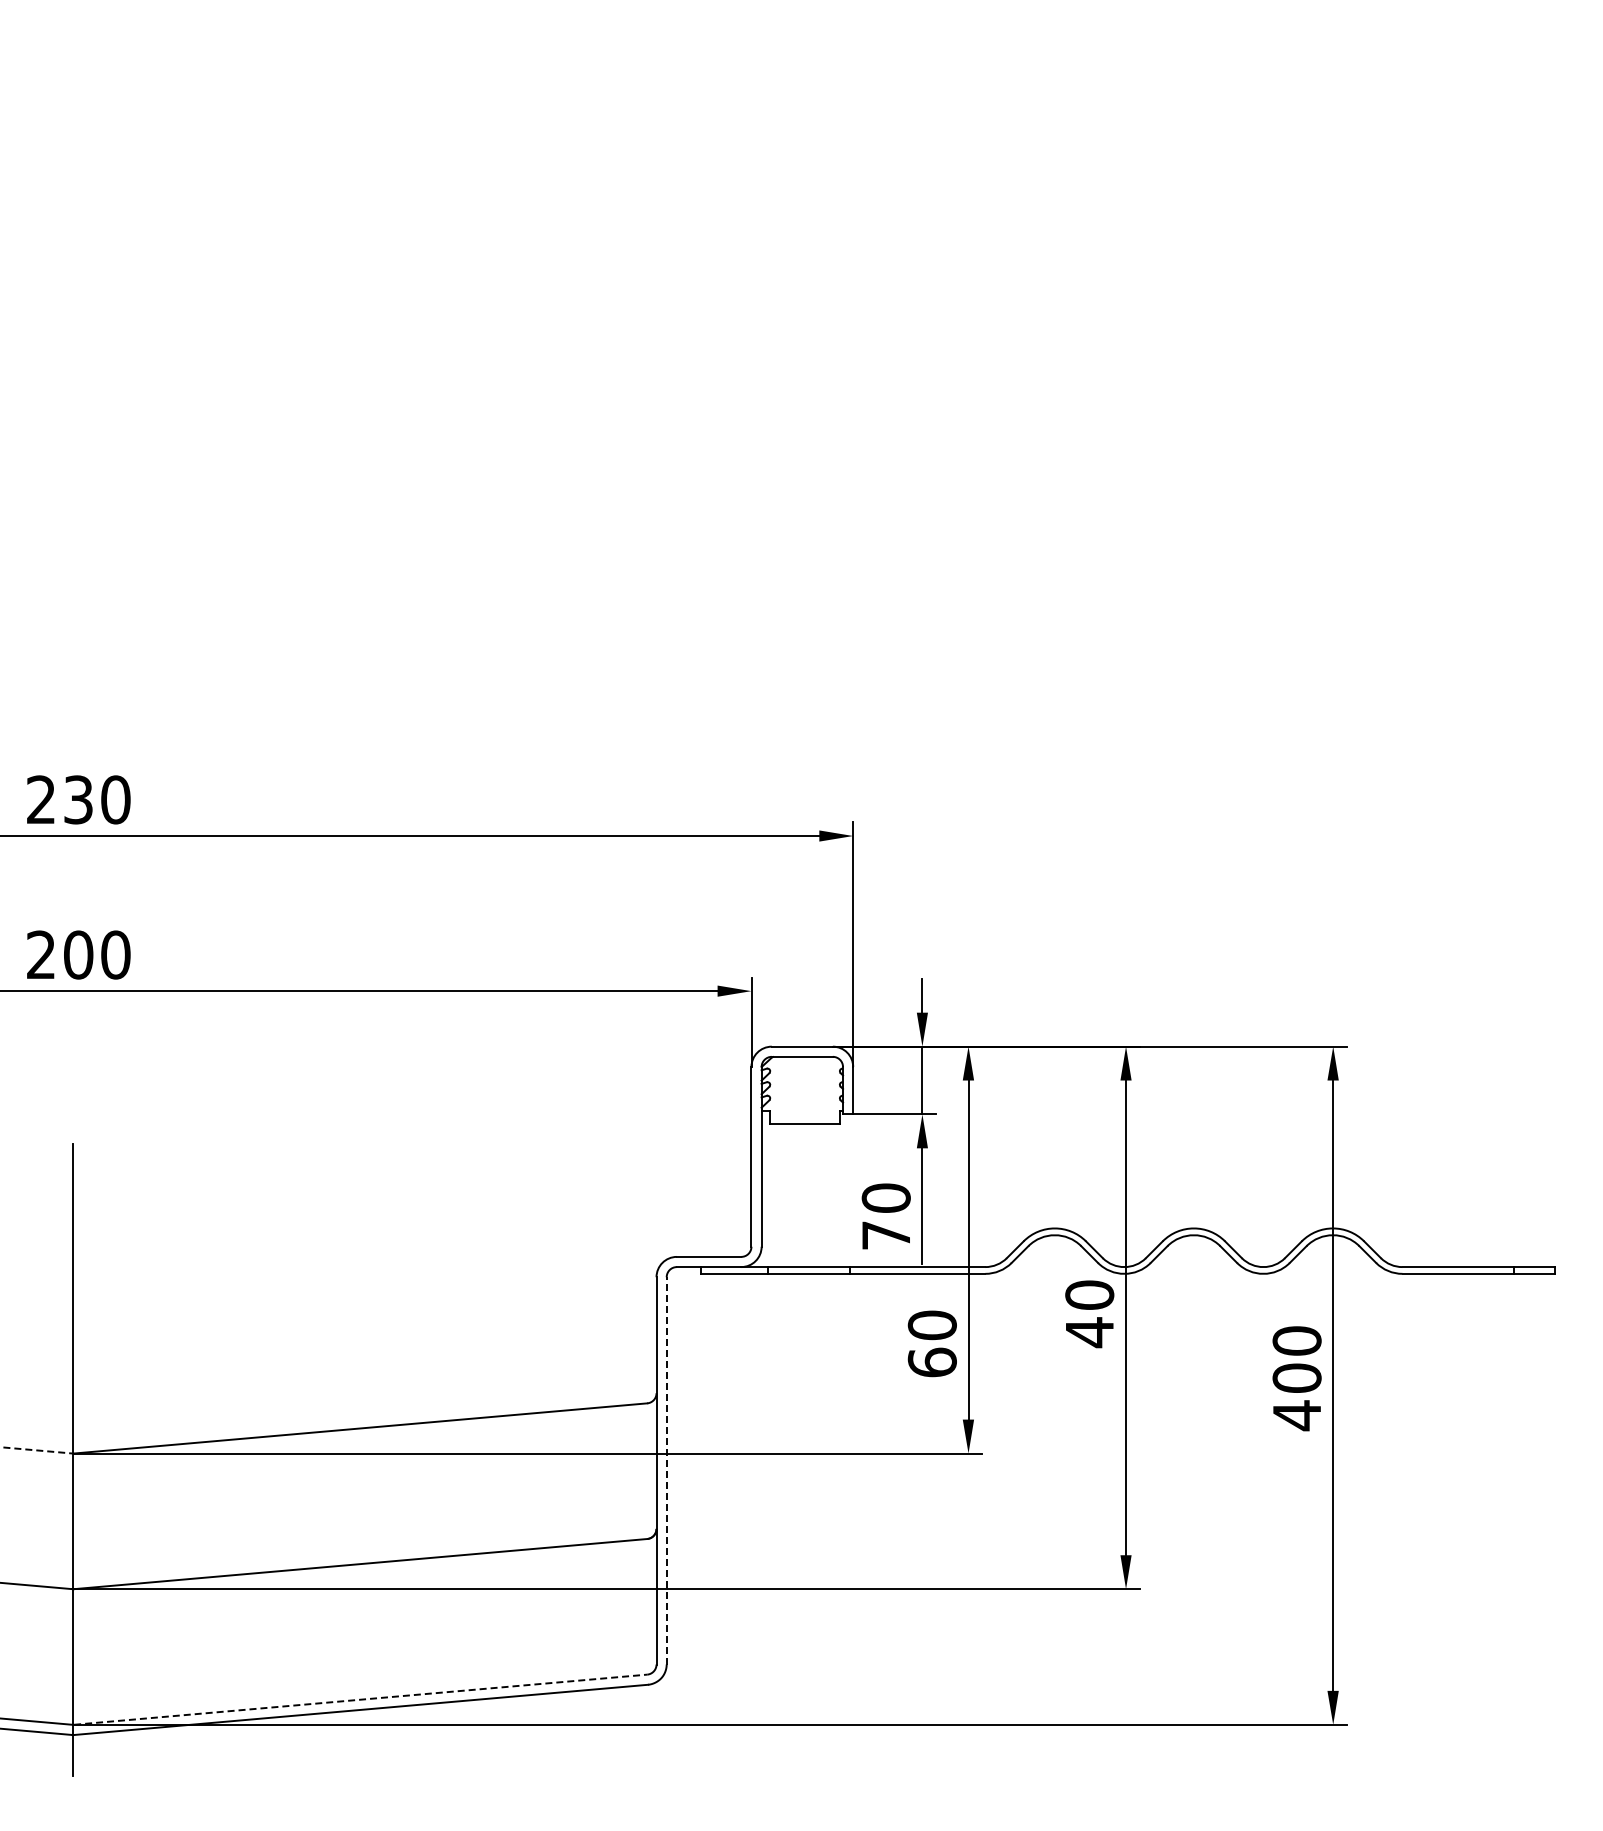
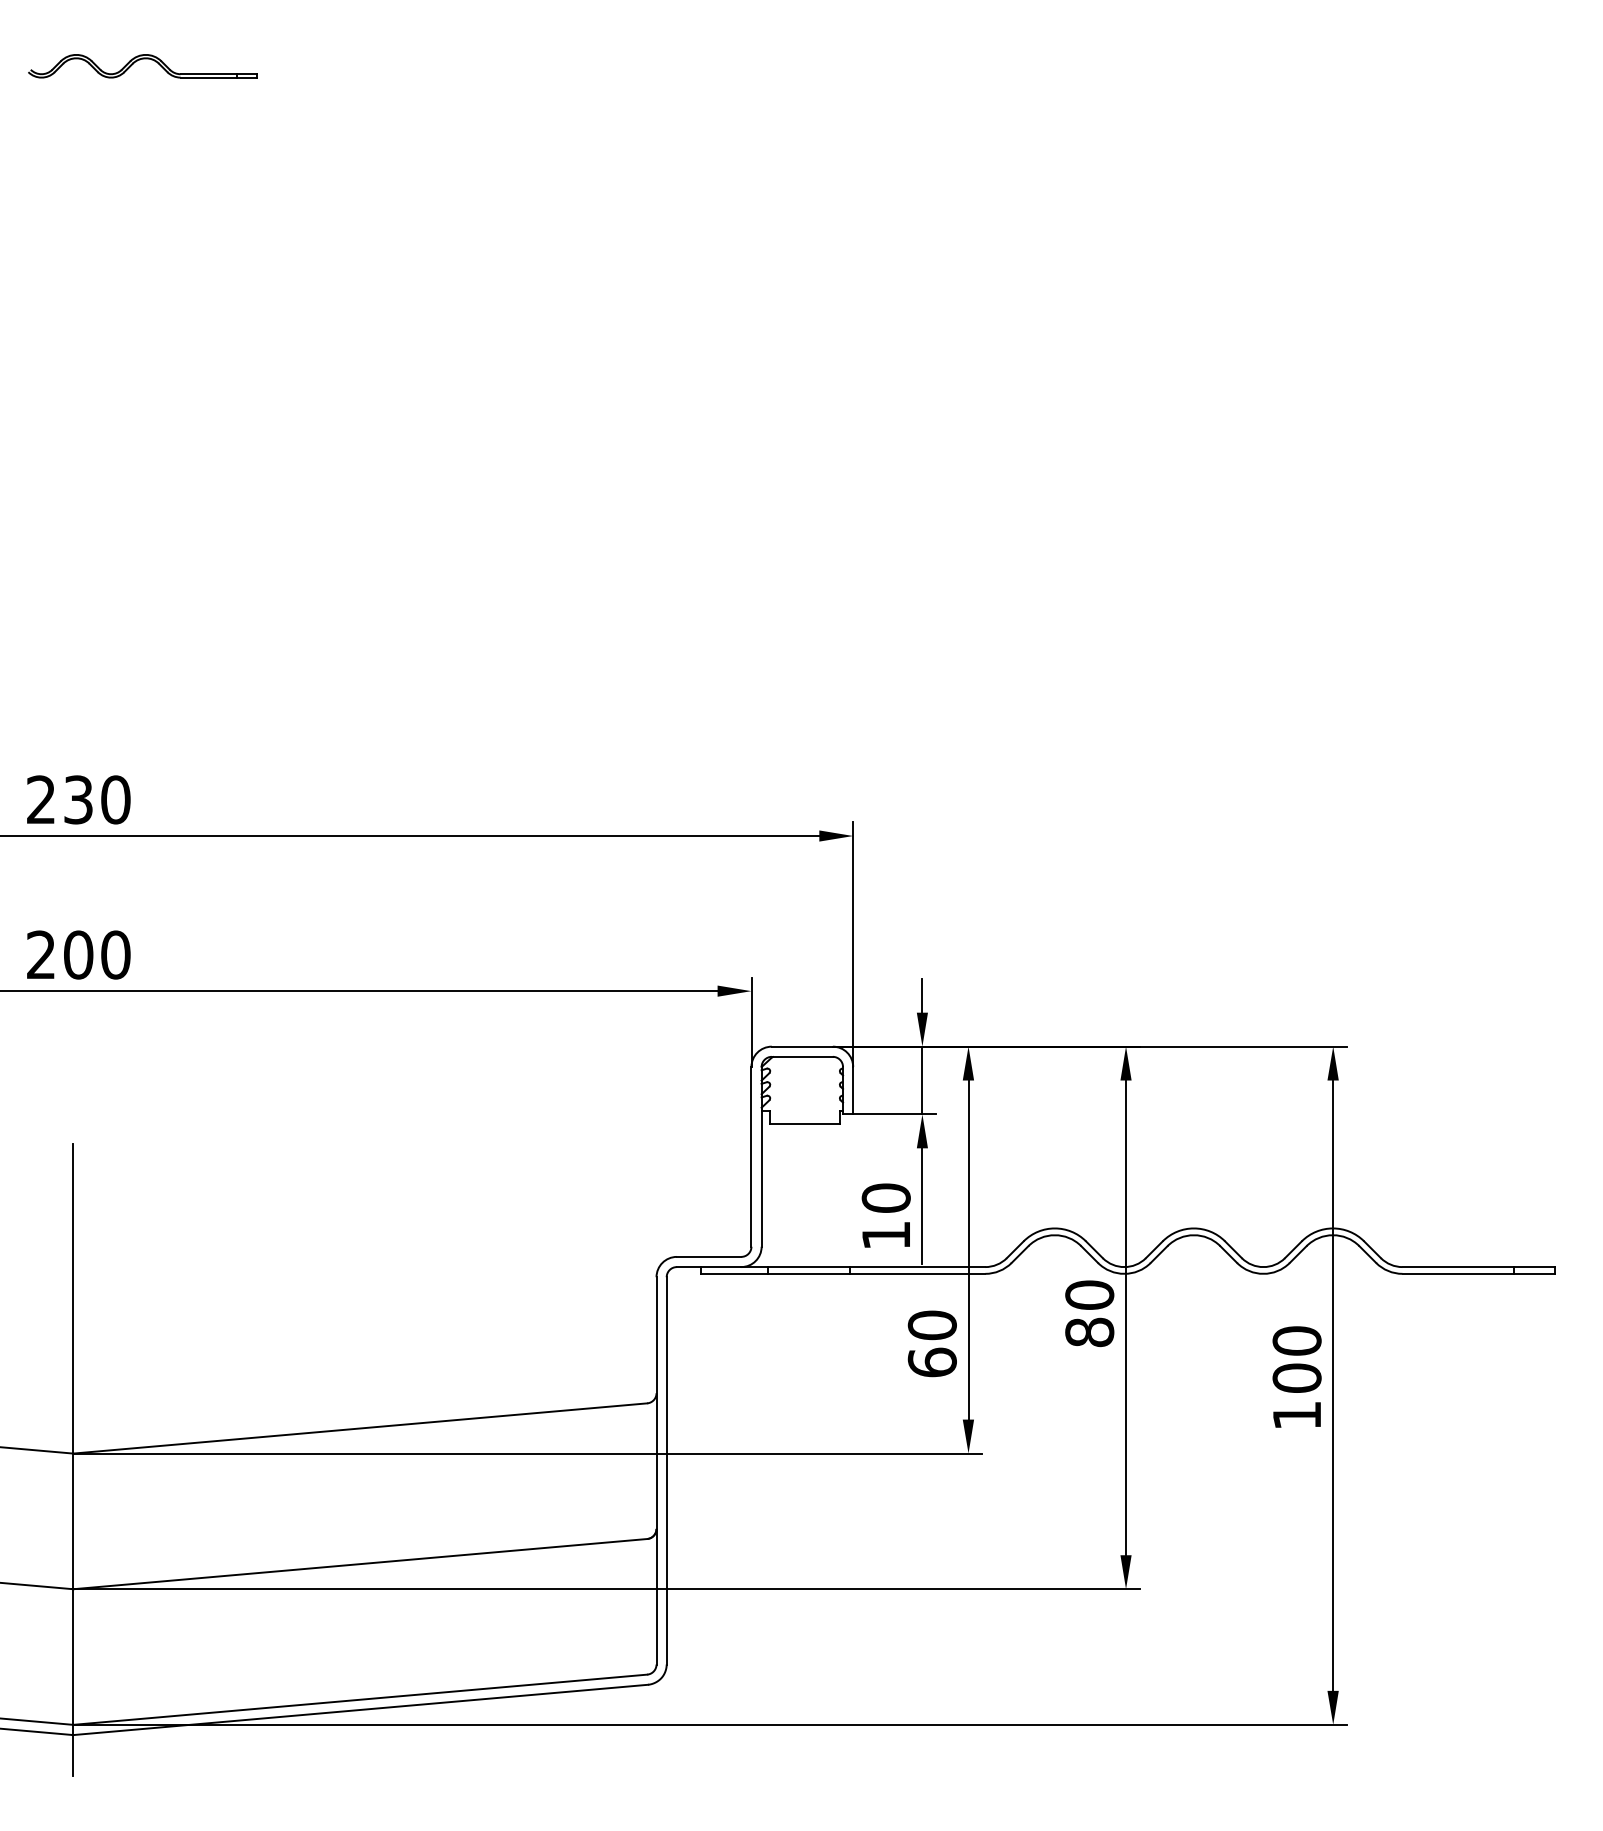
part: none -> present (140, 60)
text: 70 -> 10 (885, 1235)
text: 40 -> 80 (1089, 1332)
text: 400 -> 100 (1296, 1415)
line: dashed -> solid (36, 1450)
line: dashed -> solid (666, 1470)
line: dashed -> solid (360, 1699)
